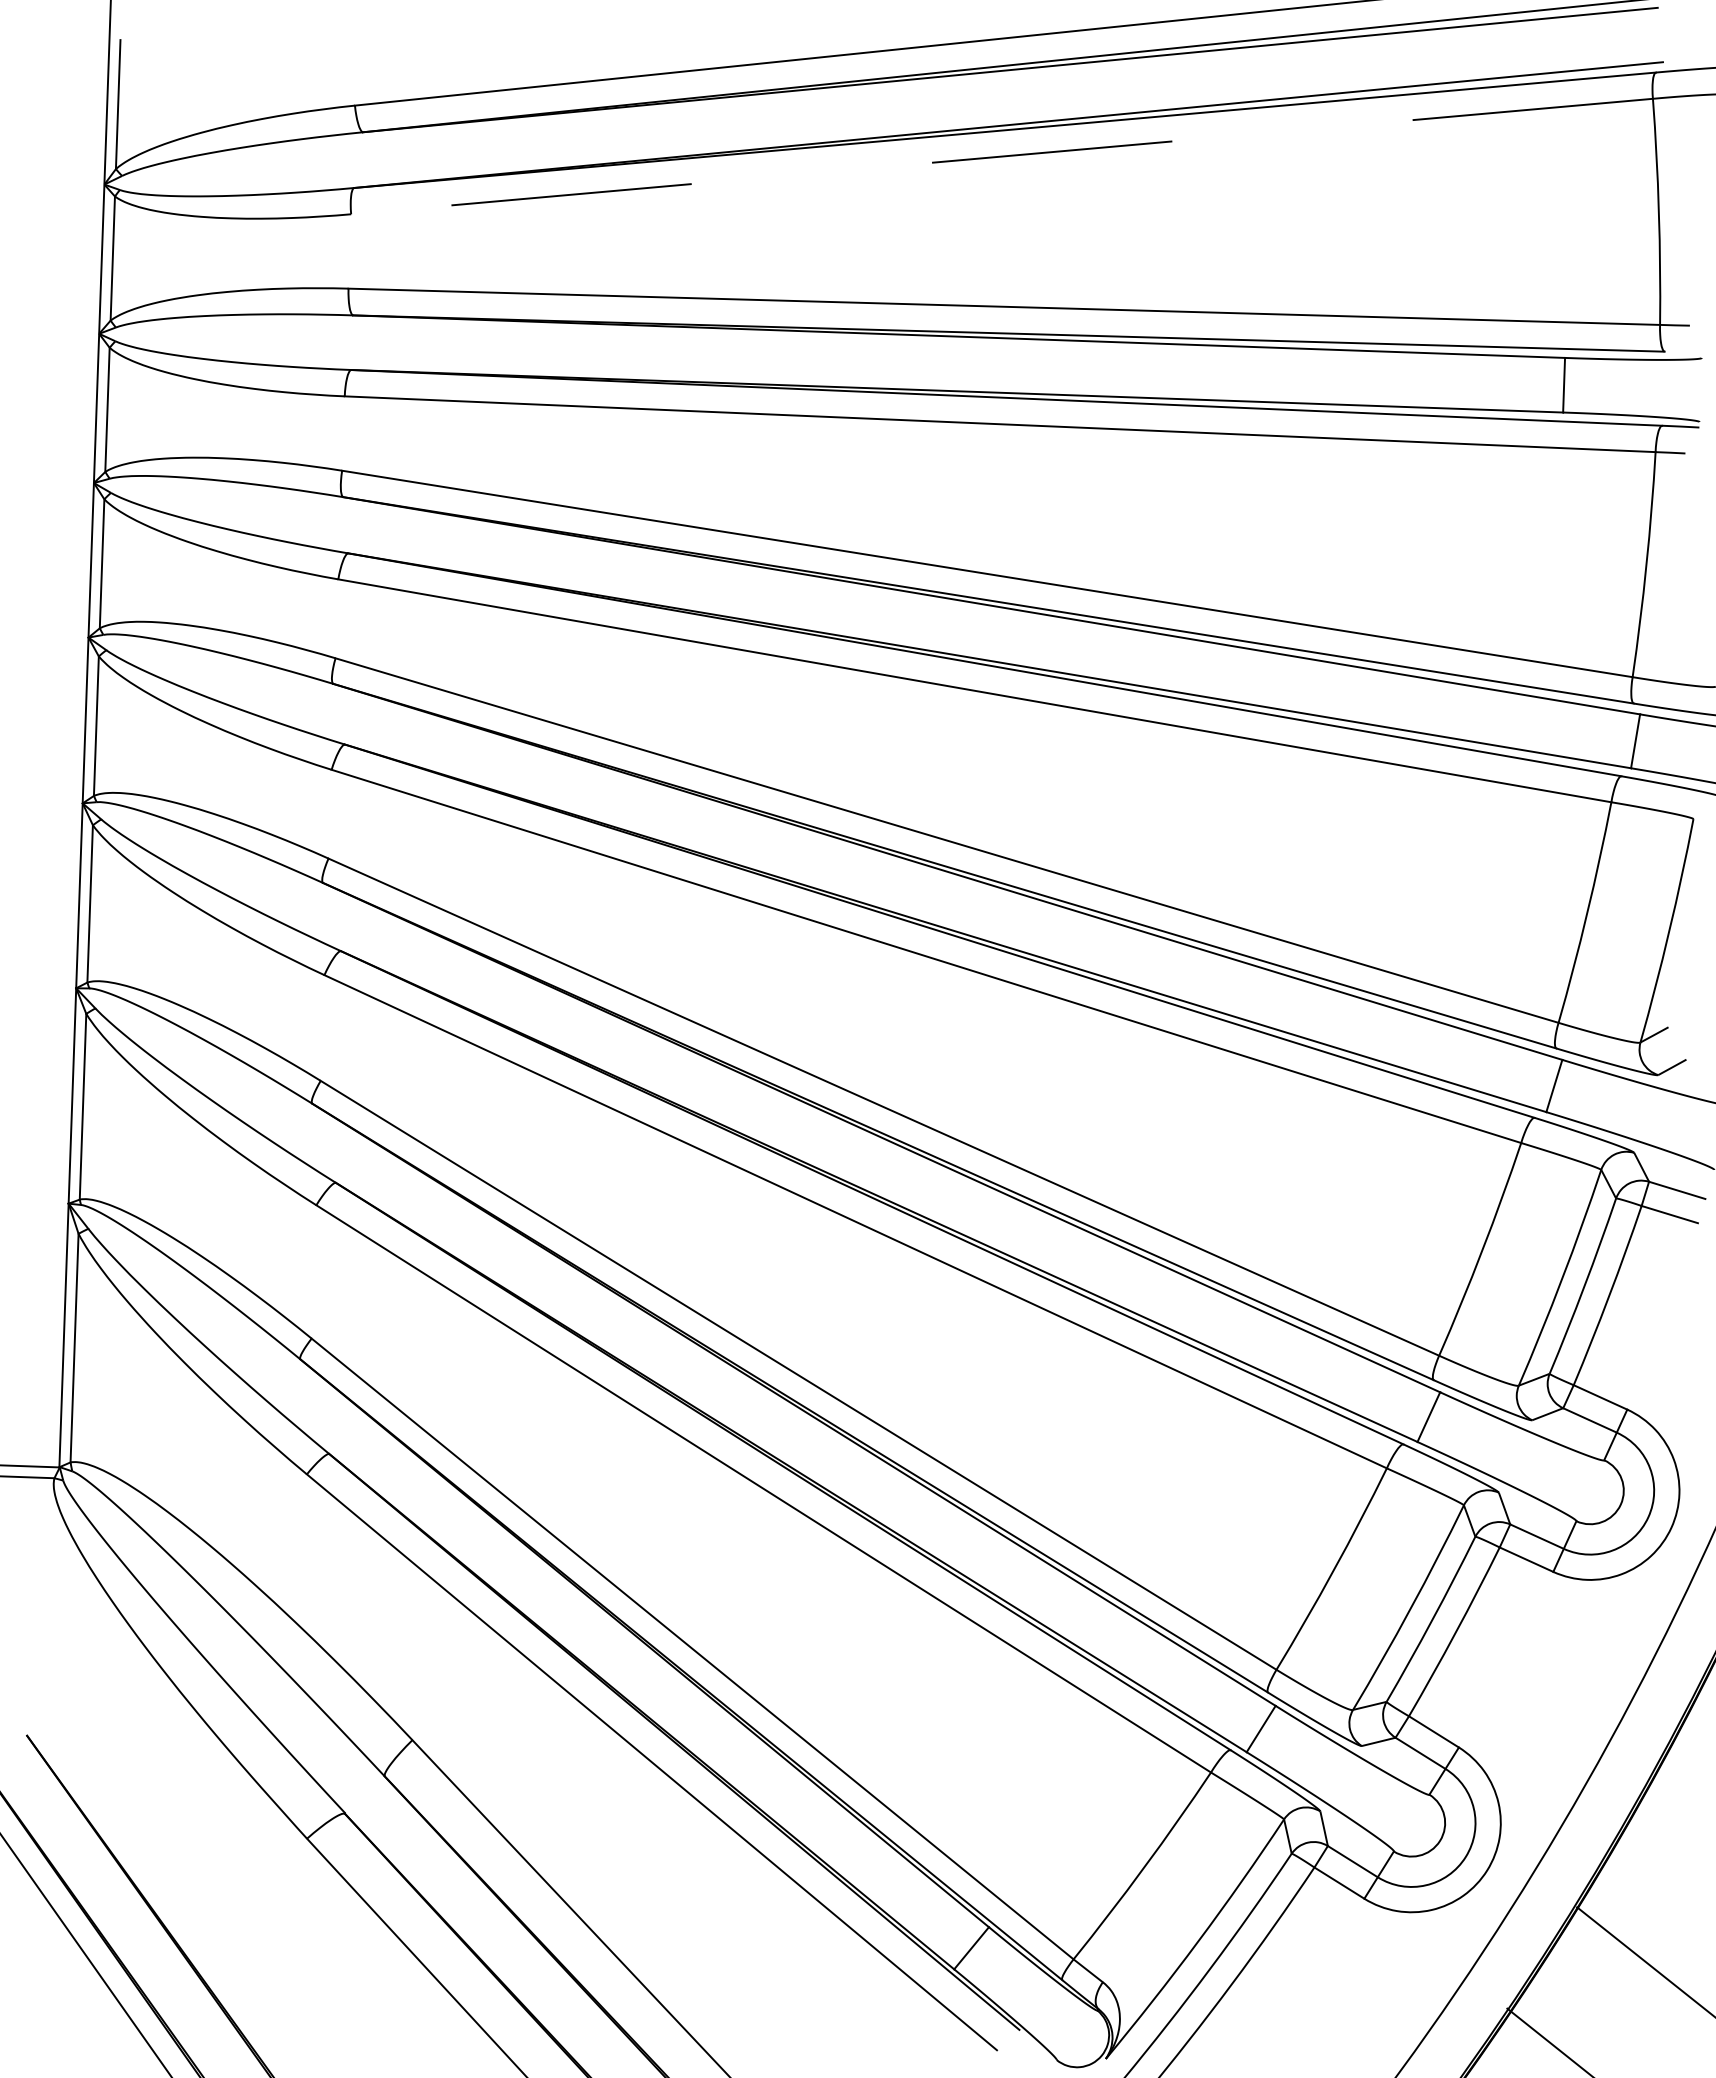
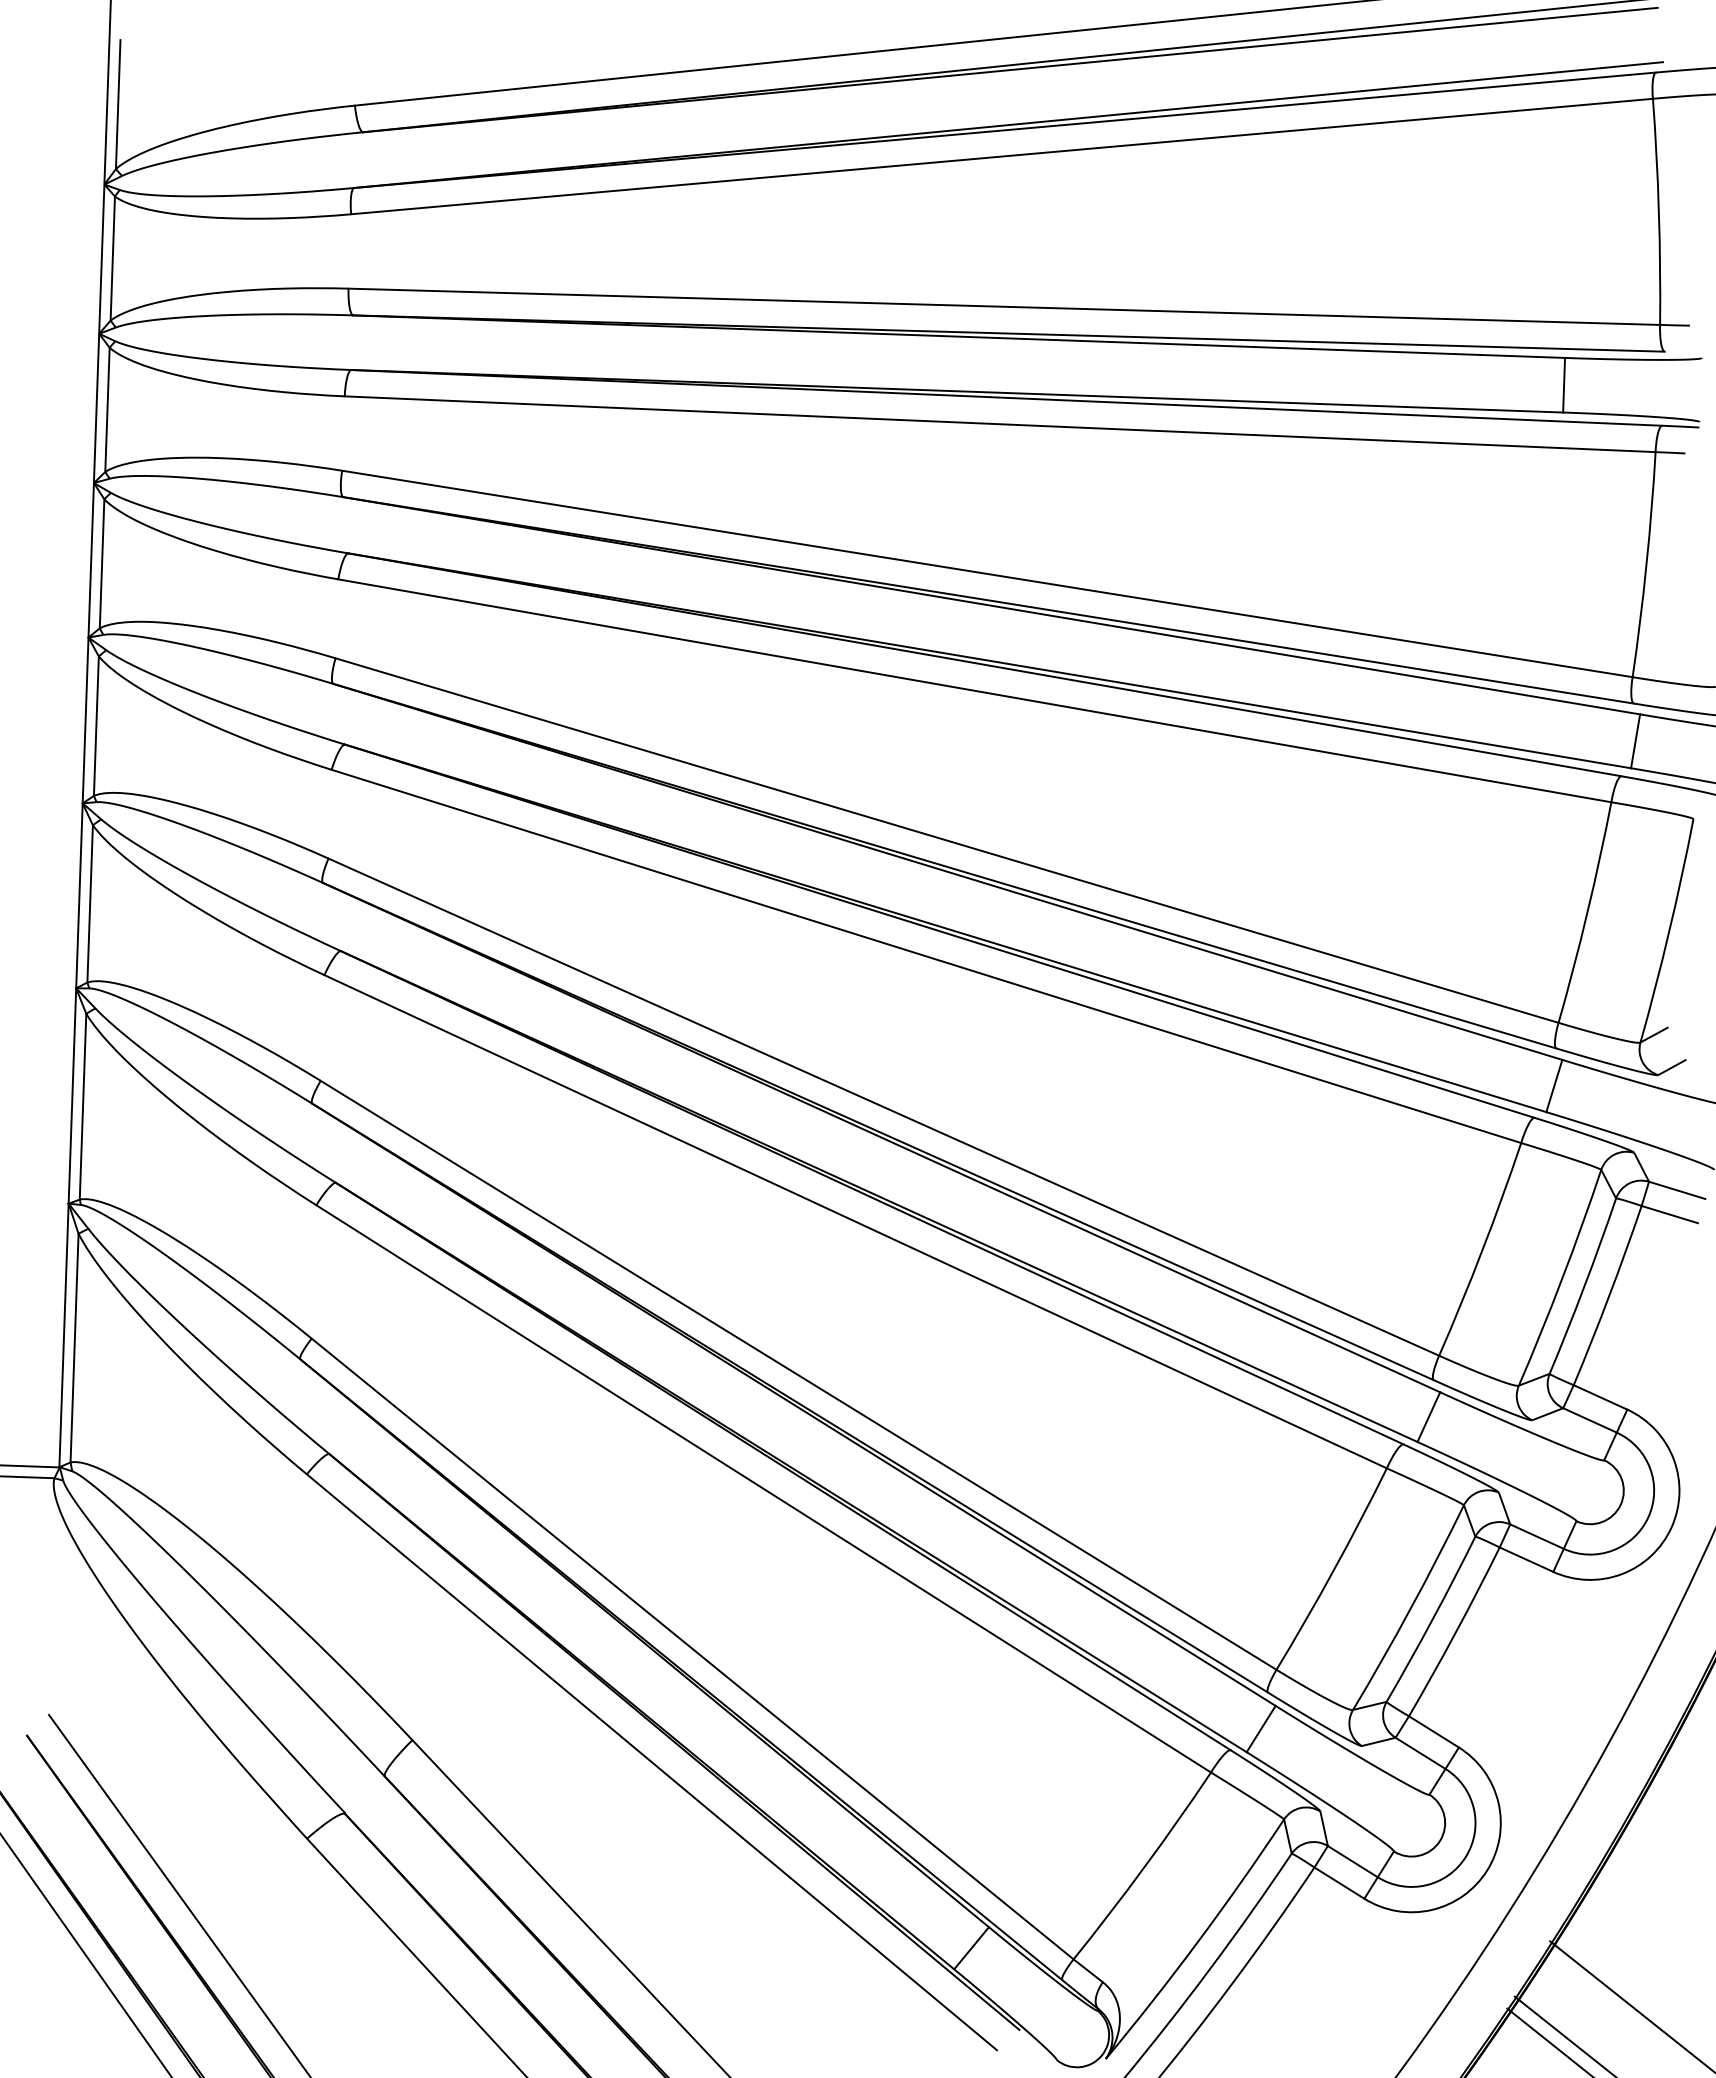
line: dashed -> solid (1001, 156)
line: none -> present (178, 1894)
line position: (1644, 1961) -> (1631, 2005) (1631, 2005)
line: none -> present (1563, 2035)
